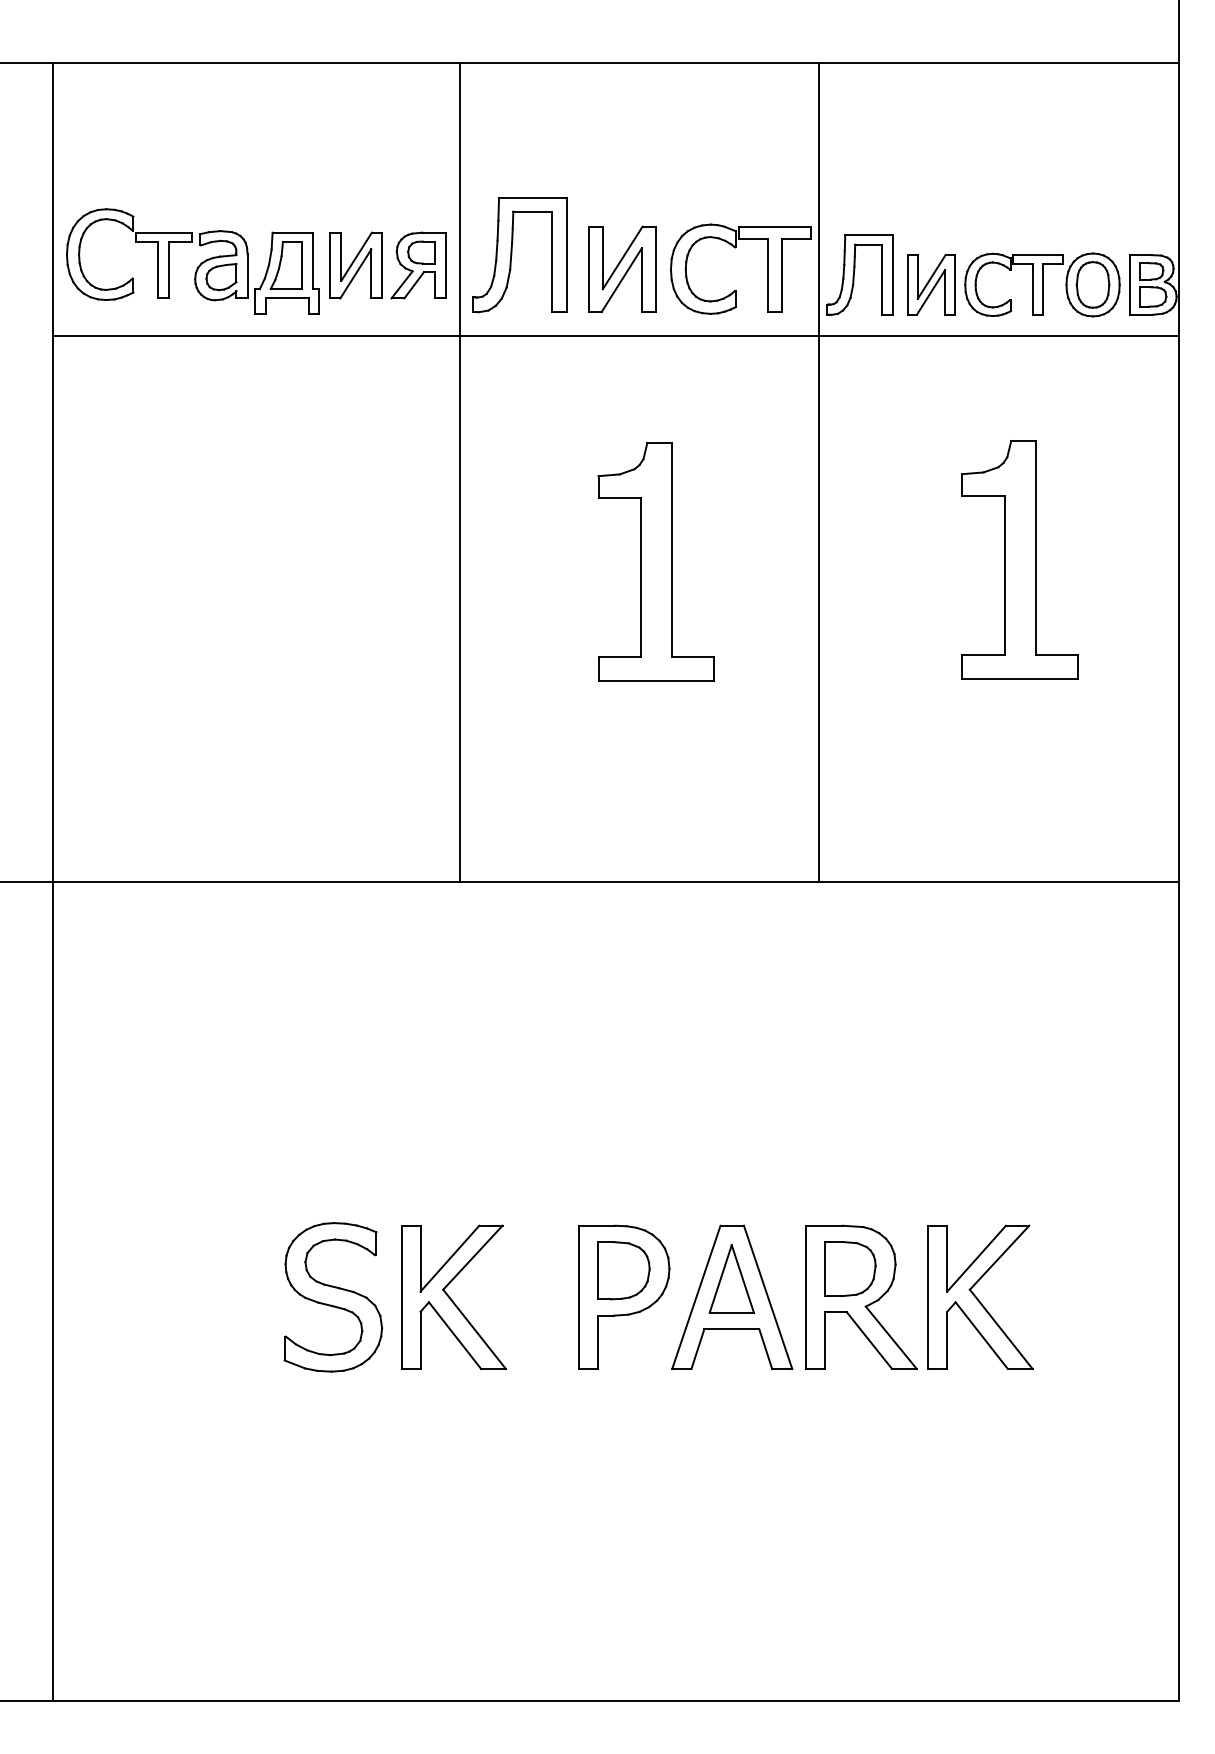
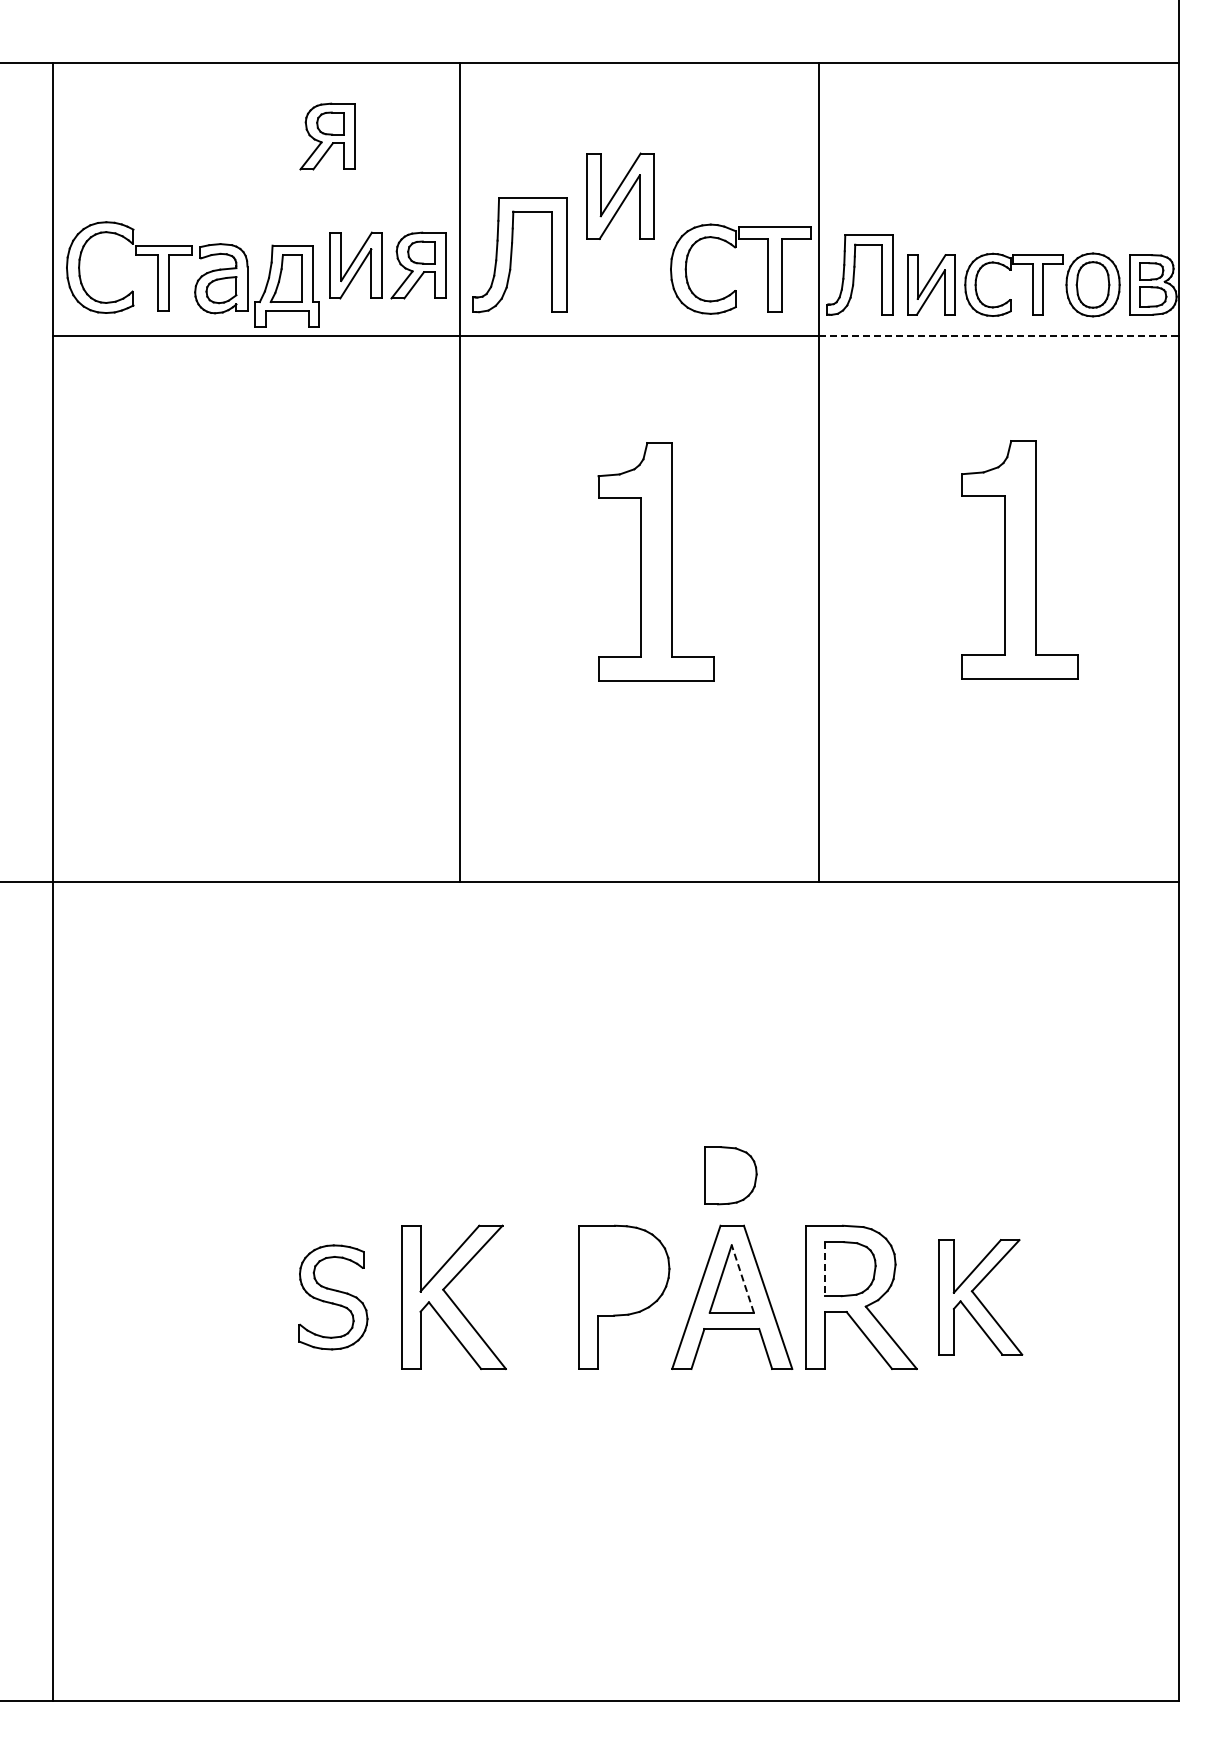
part: none -> present (327, 136)
part position: (197, 266) -> (197, 279) (197, 279)
part position: (622, 268) -> (620, 195) (620, 195)
line: solid -> dashed (999, 336)
line: solid -> dashed (824, 1269)
part position: (623, 1270) -> (730, 1175) (730, 1175)
line: solid -> dashed (742, 1278)
part size: 101x151 px -> 71x107 px (333, 1297)
part size: 107x147 px -> 86x117 px (980, 1297)
